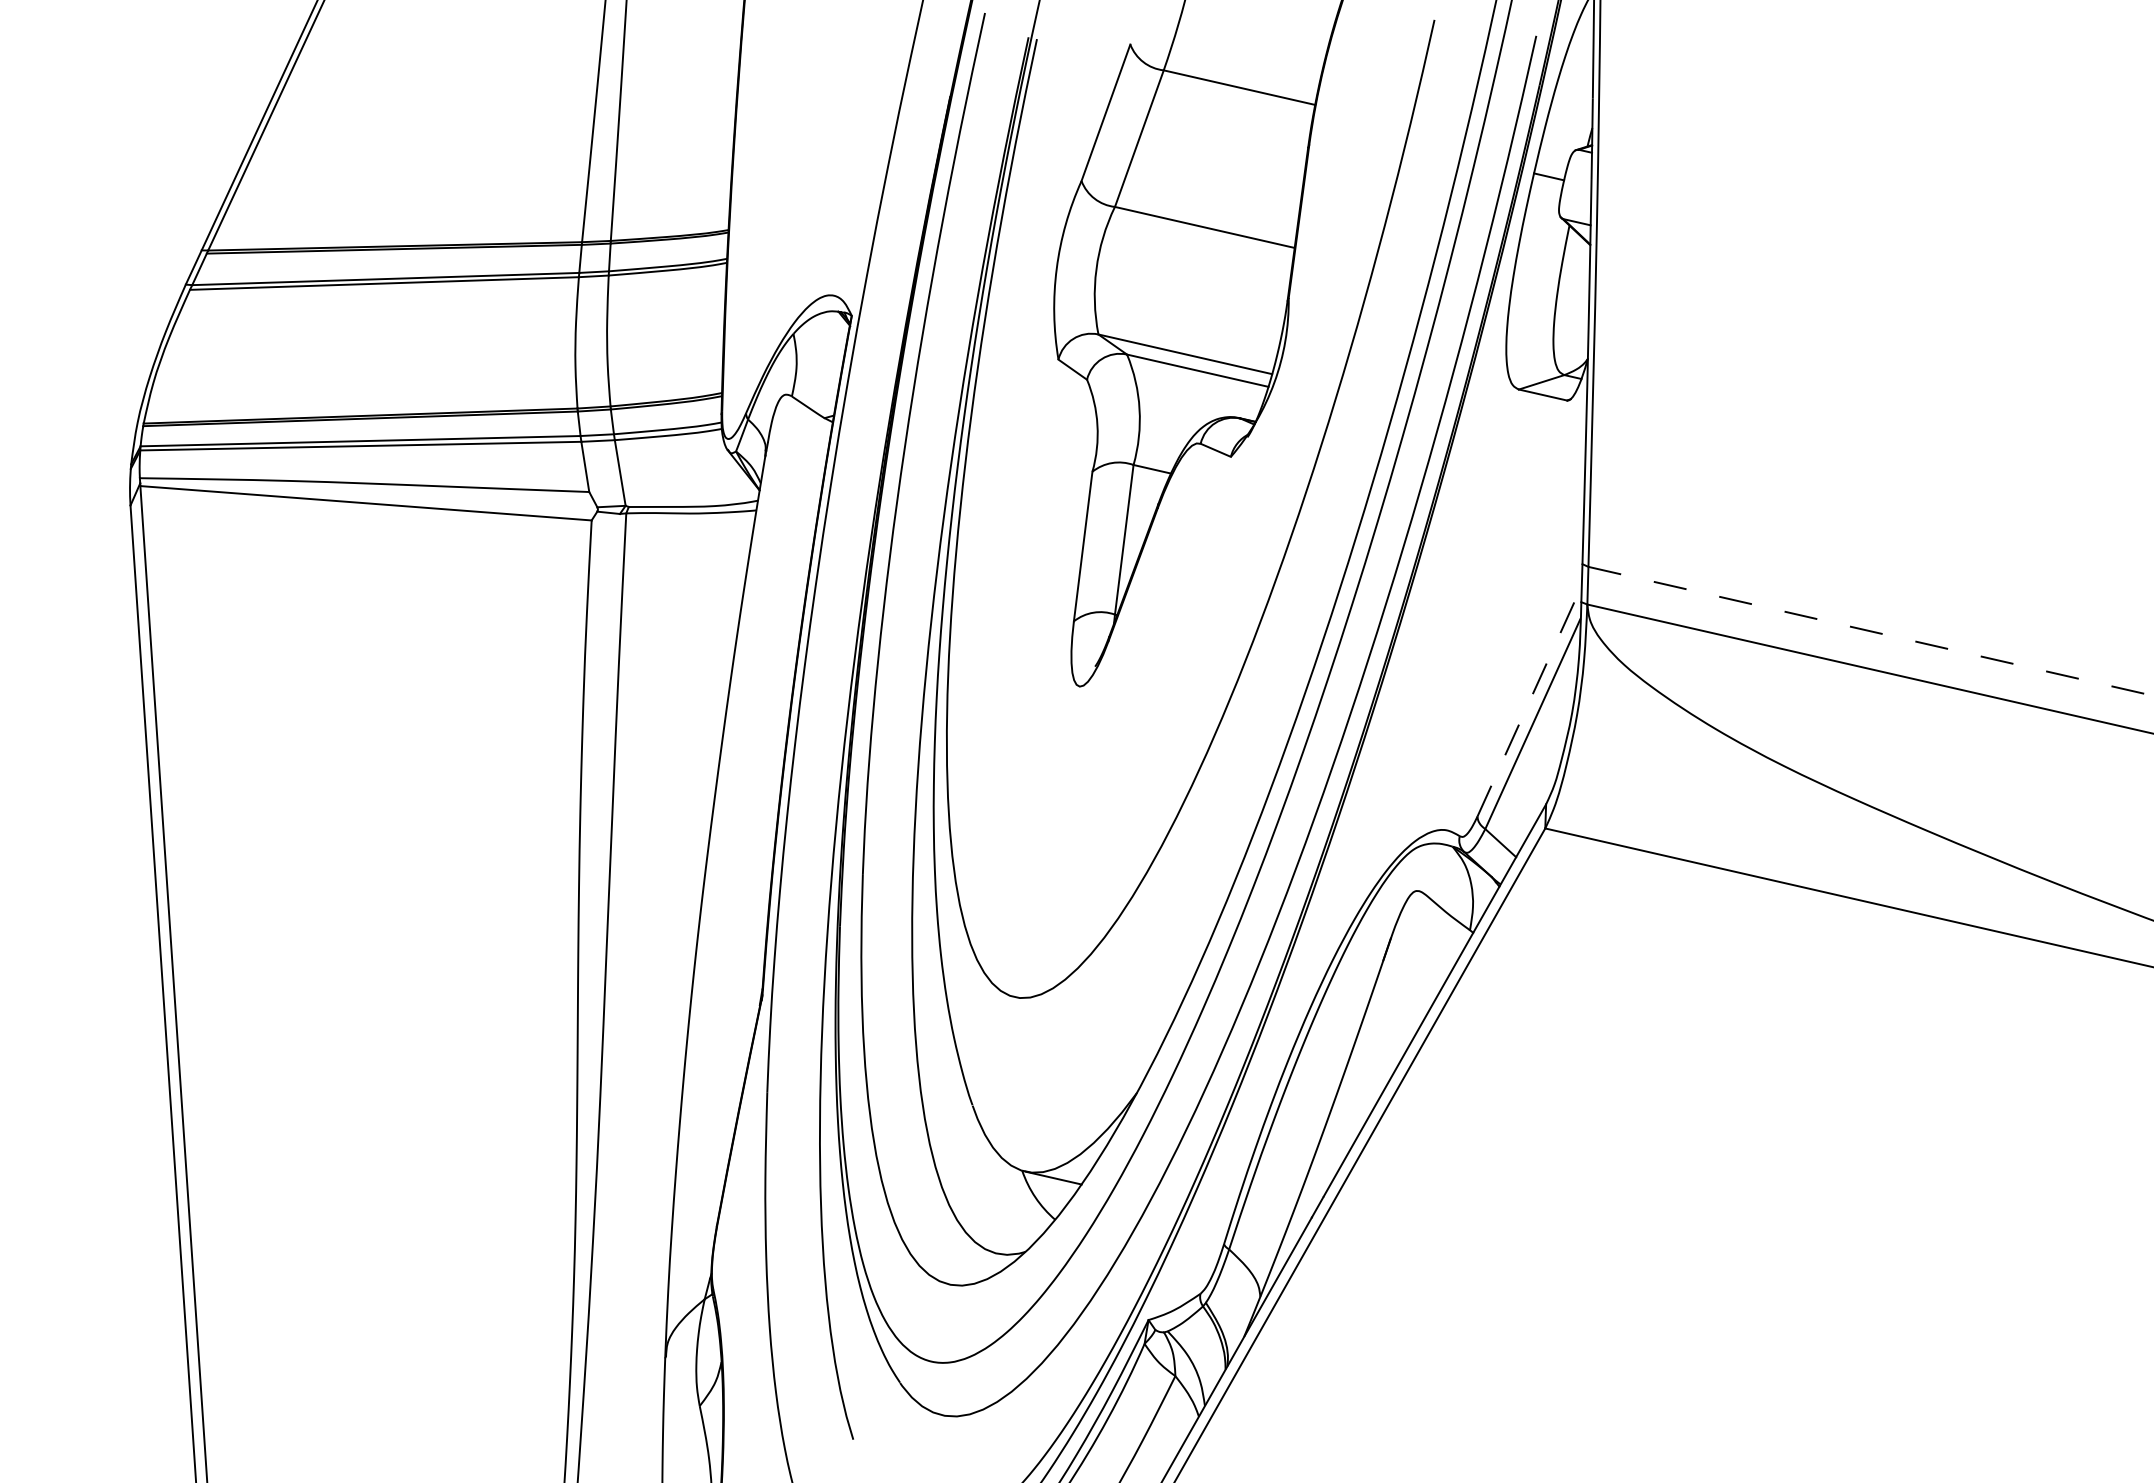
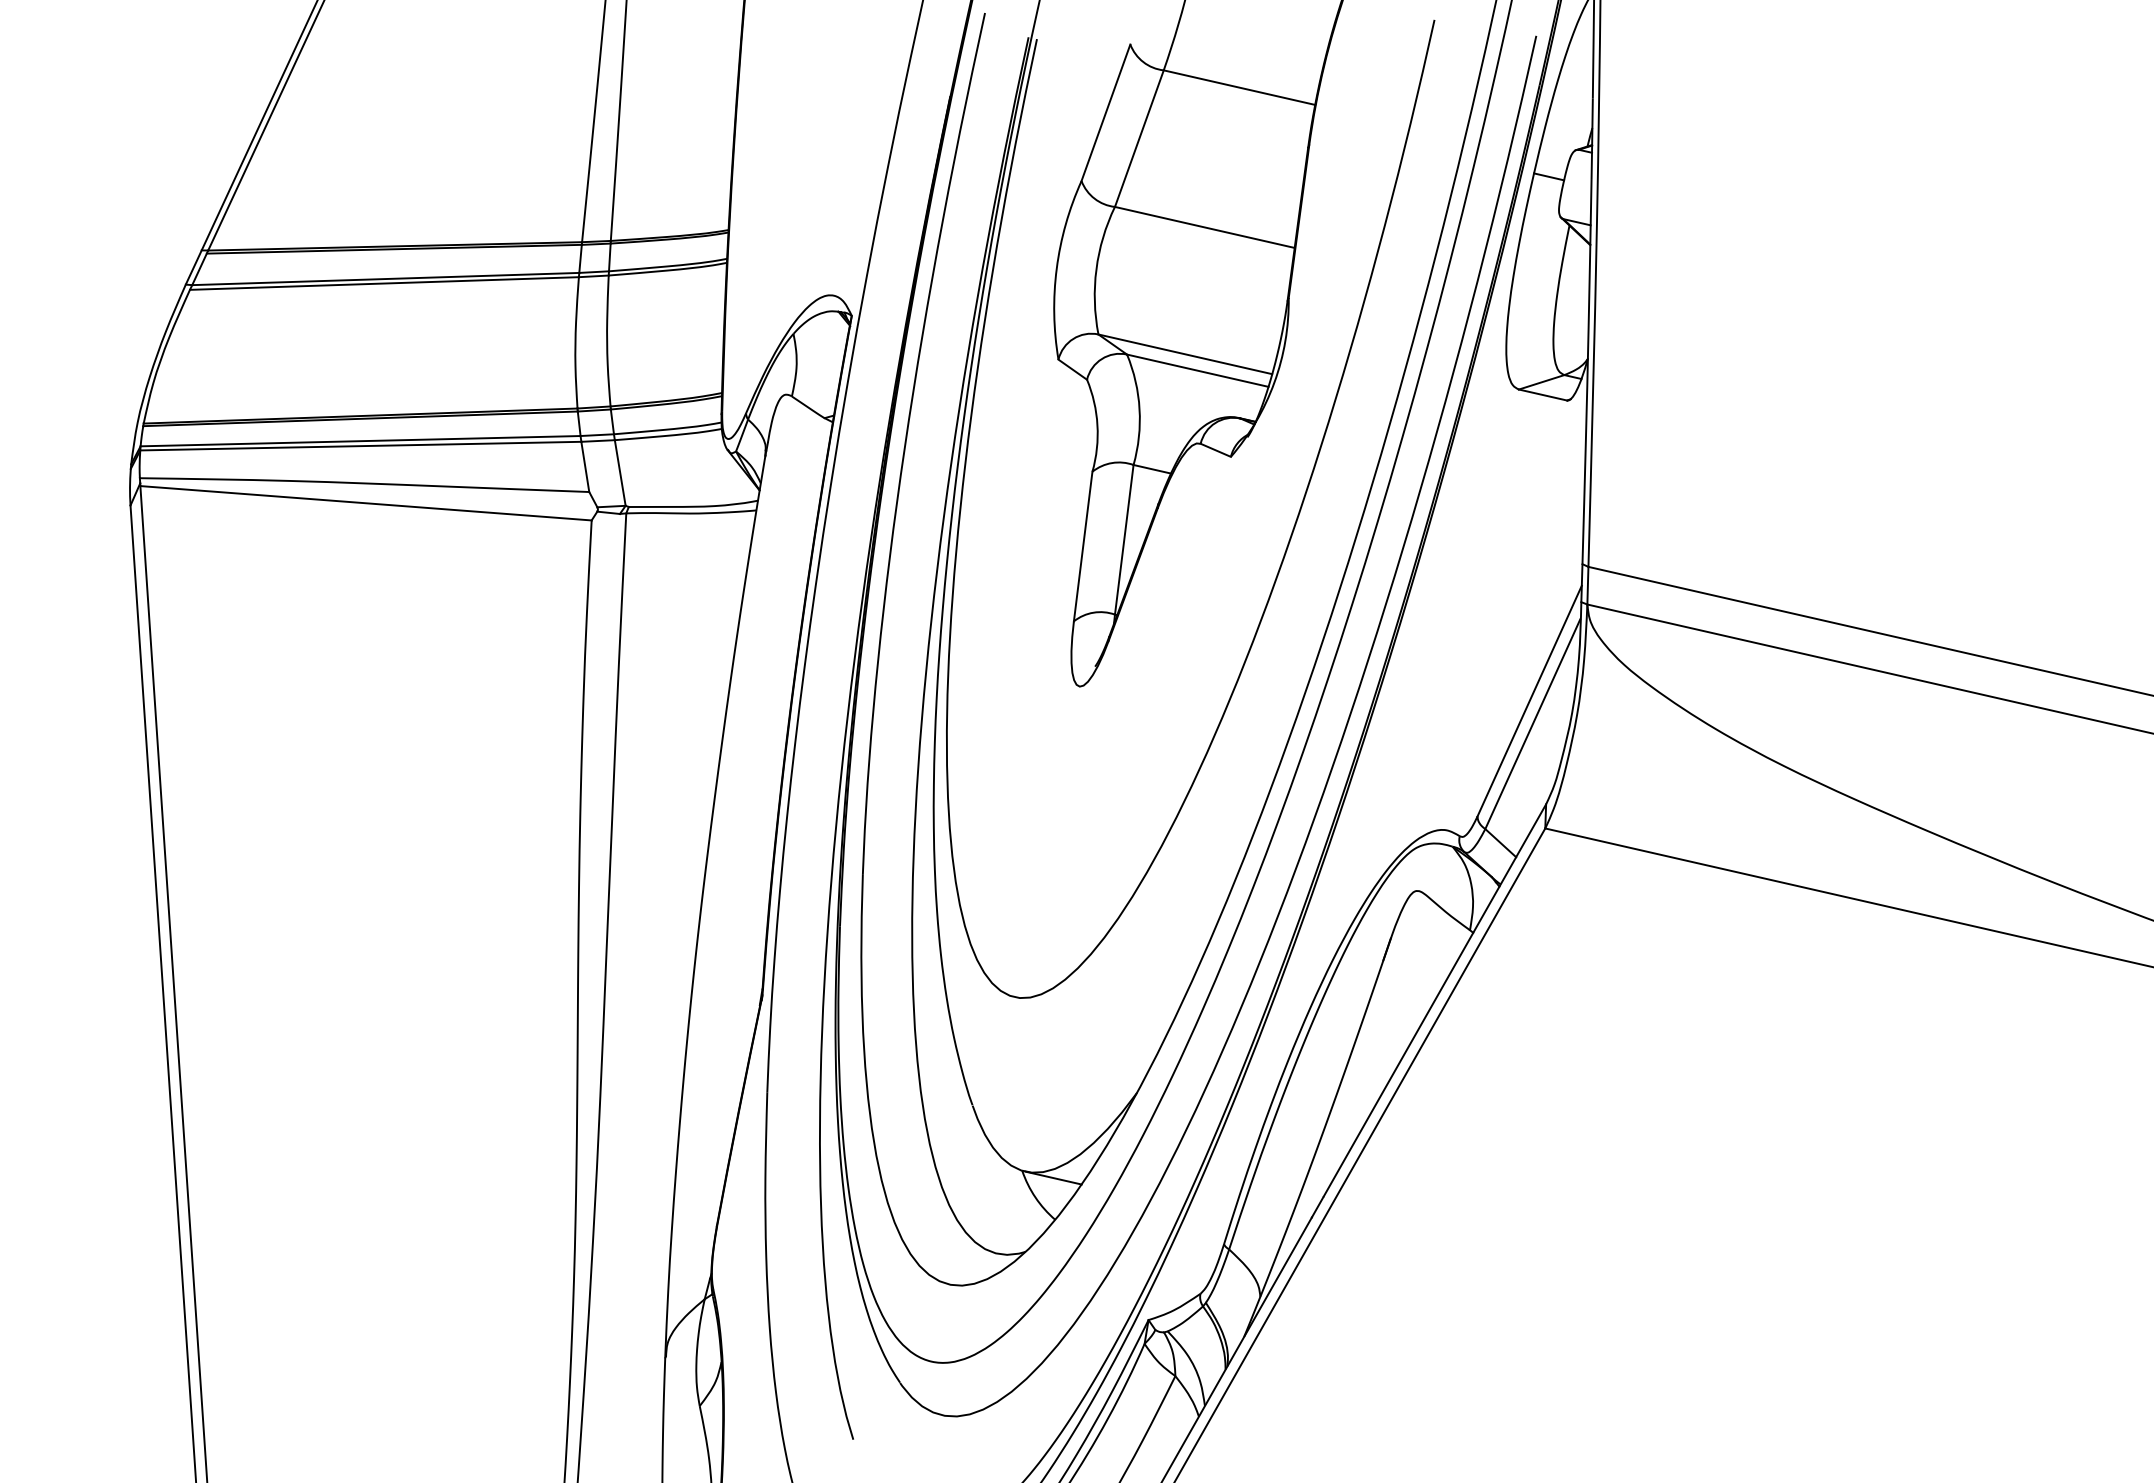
line: dashed -> solid (1870, 631)
line: dashed -> solid (1529, 701)
